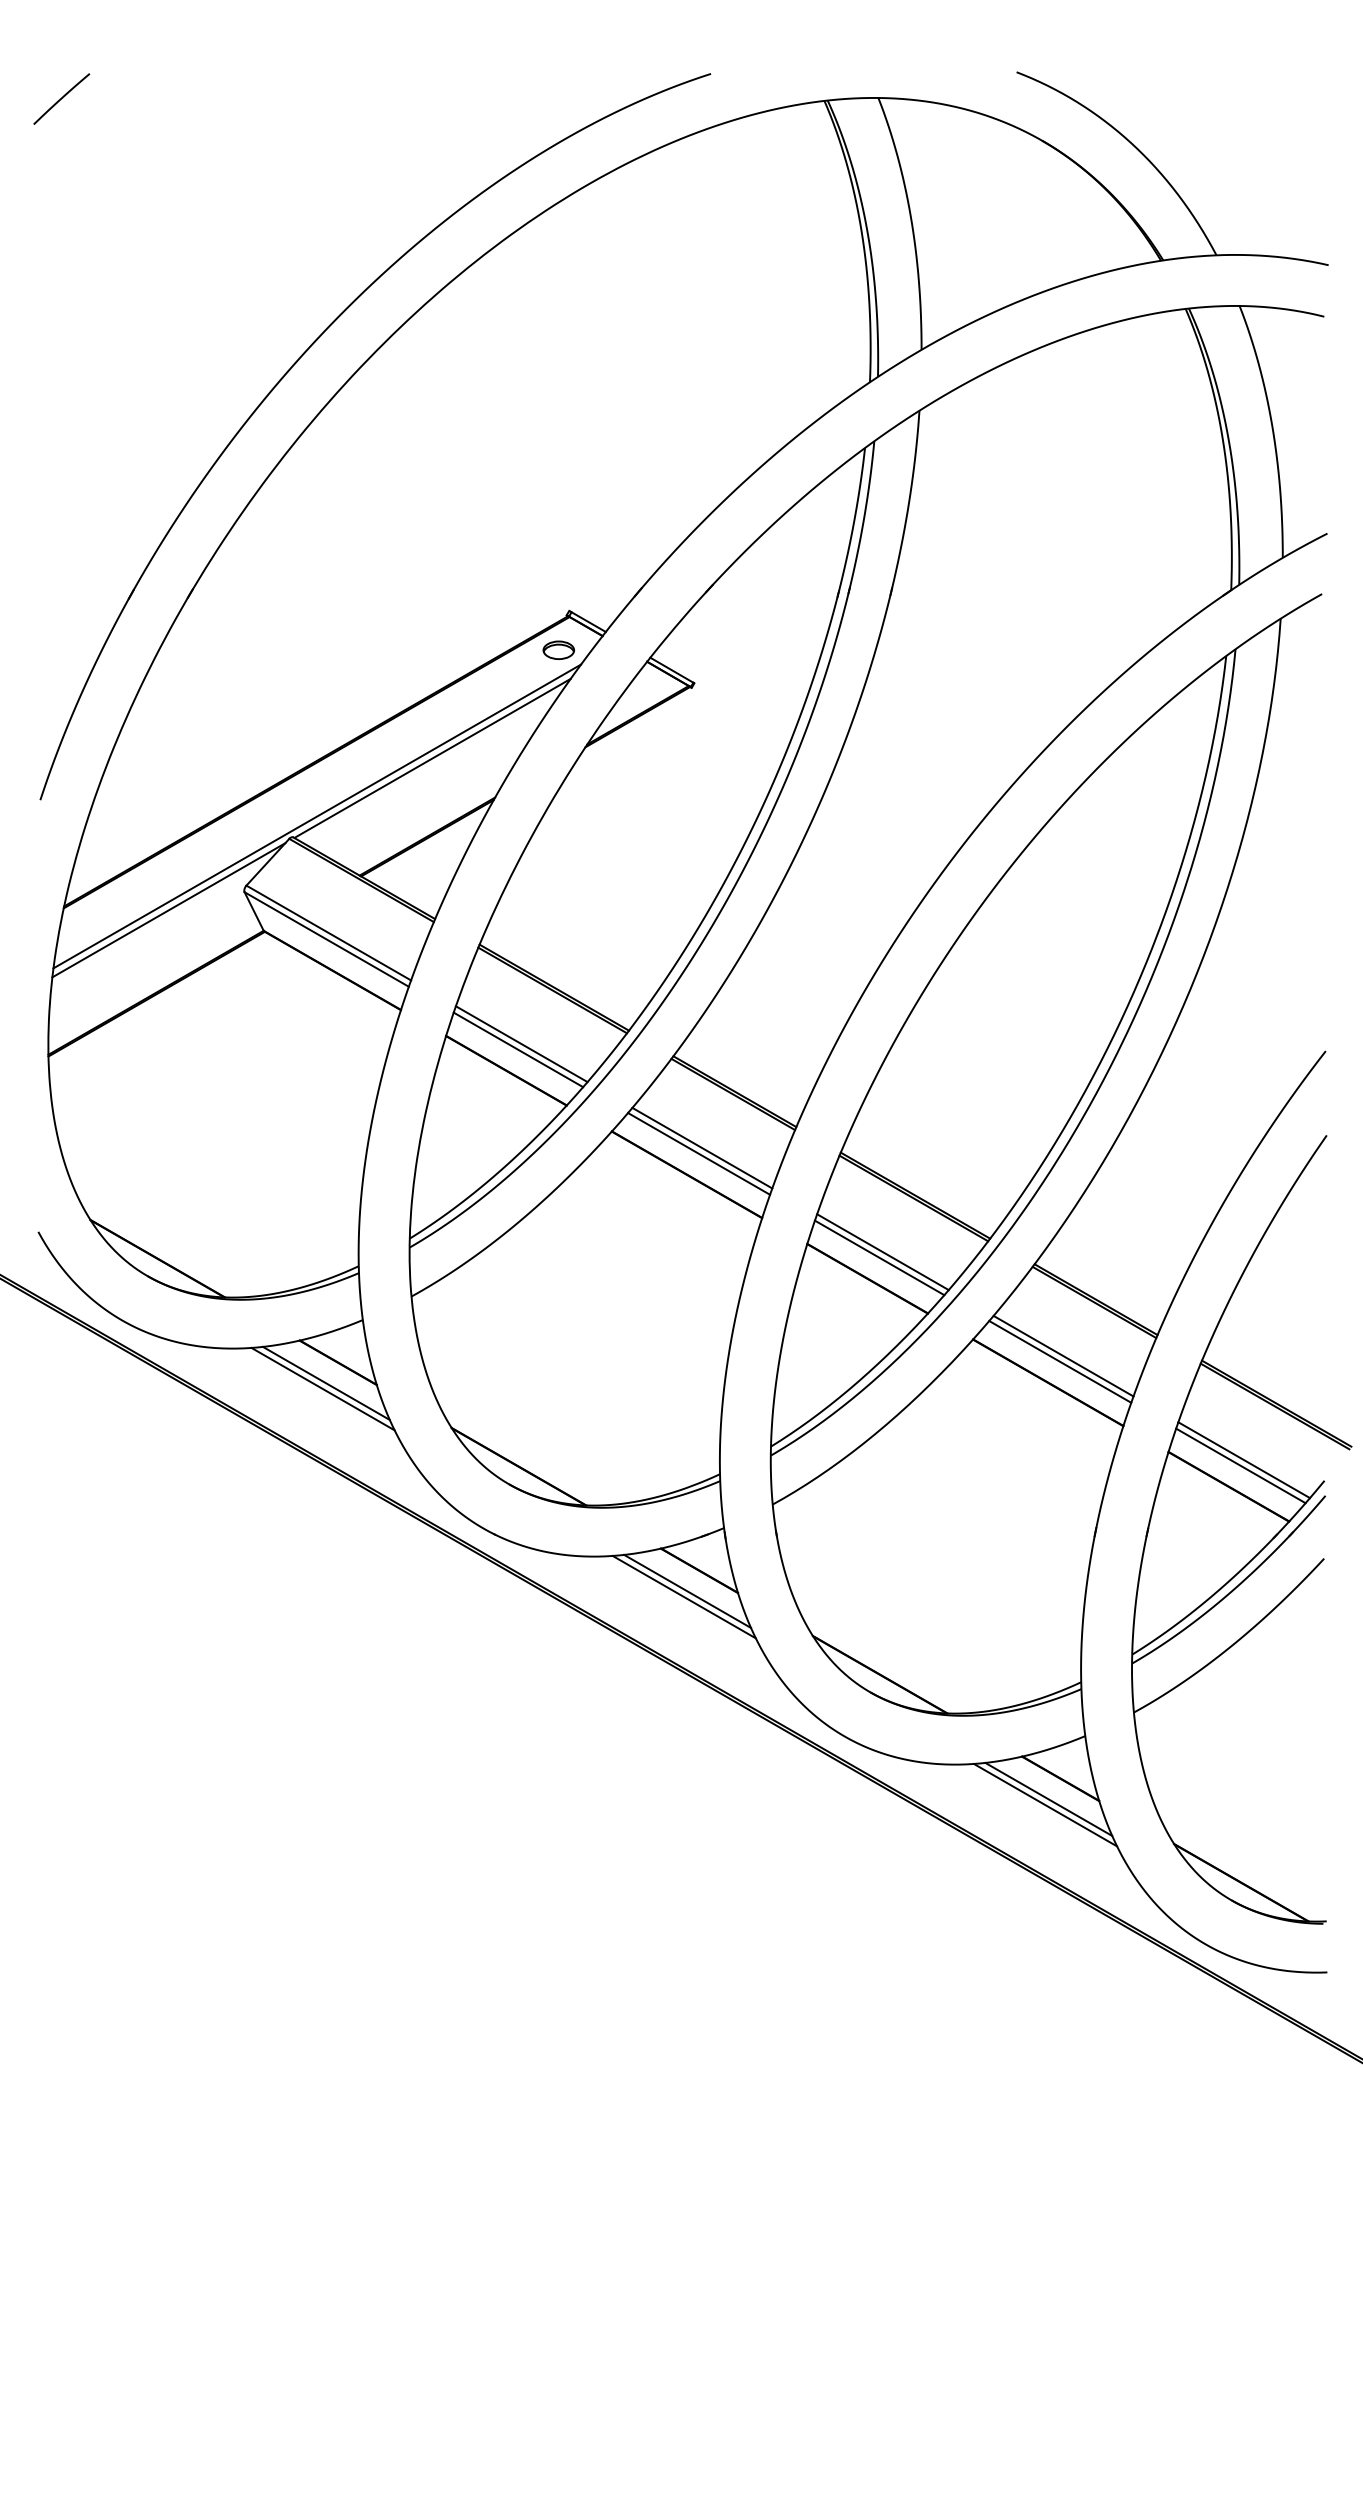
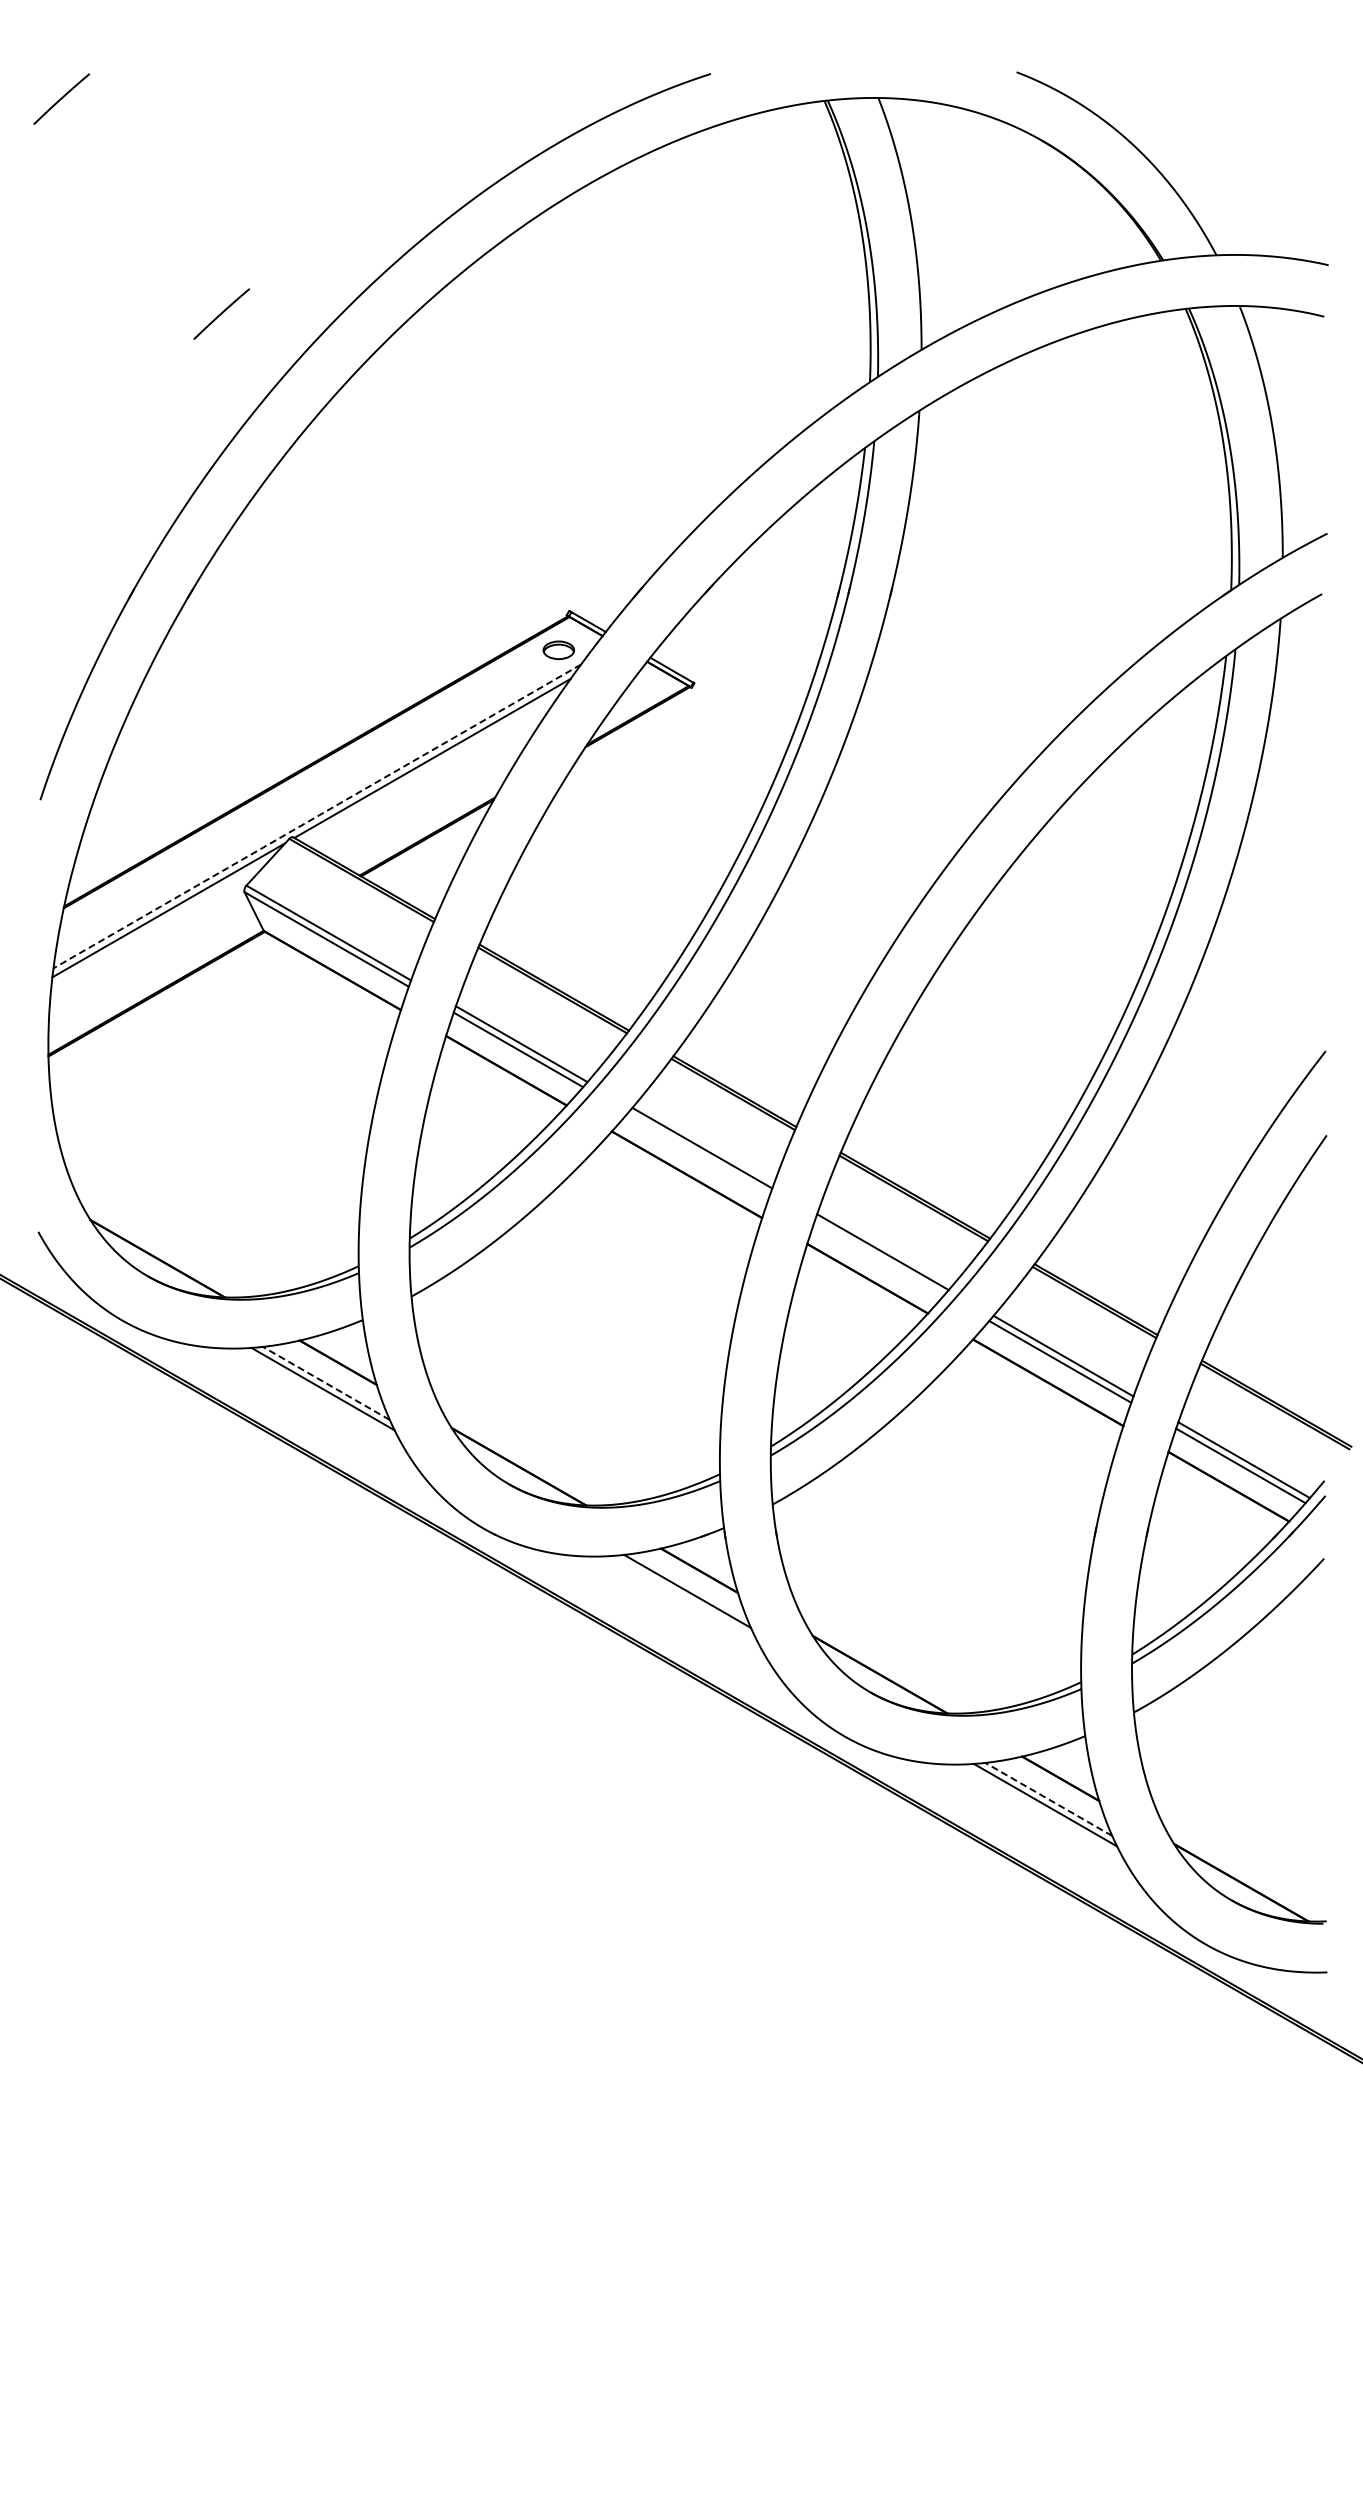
line: none -> present (221, 313)
line: solid -> dashed (316, 816)
line: present -> none (699, 1153)
line: present -> none (879, 1257)
line: solid -> dashed (325, 1383)
line: present -> none (683, 1596)
line: solid -> dashed (1048, 1799)
